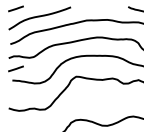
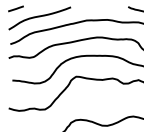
line: present -> none (15, 68)
